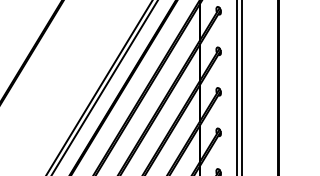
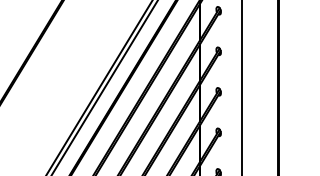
line: present -> none (236, 87)
